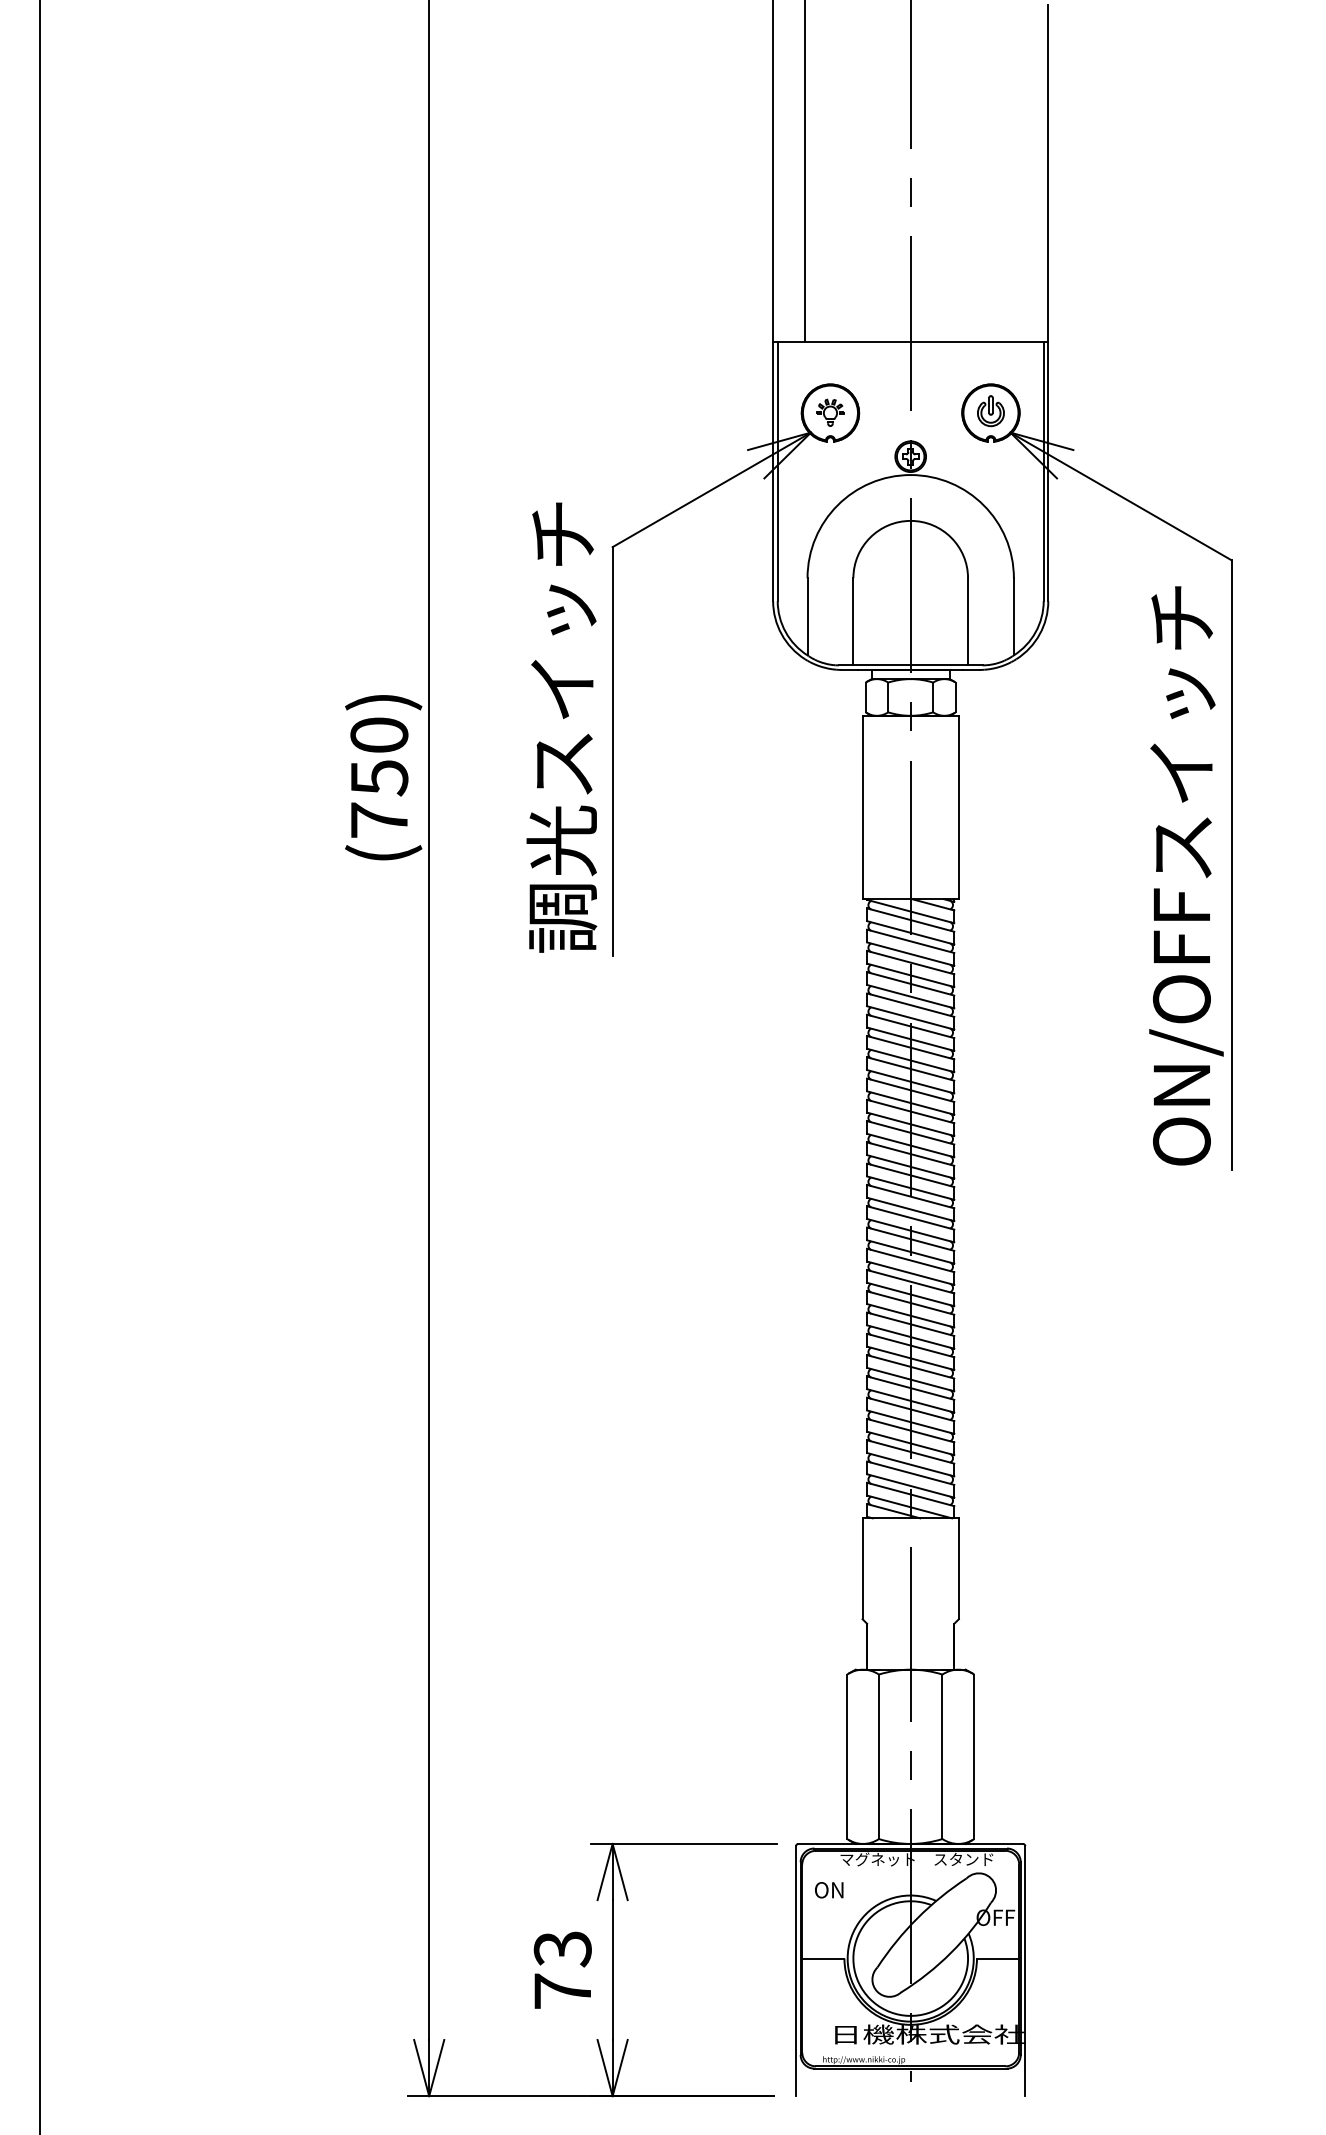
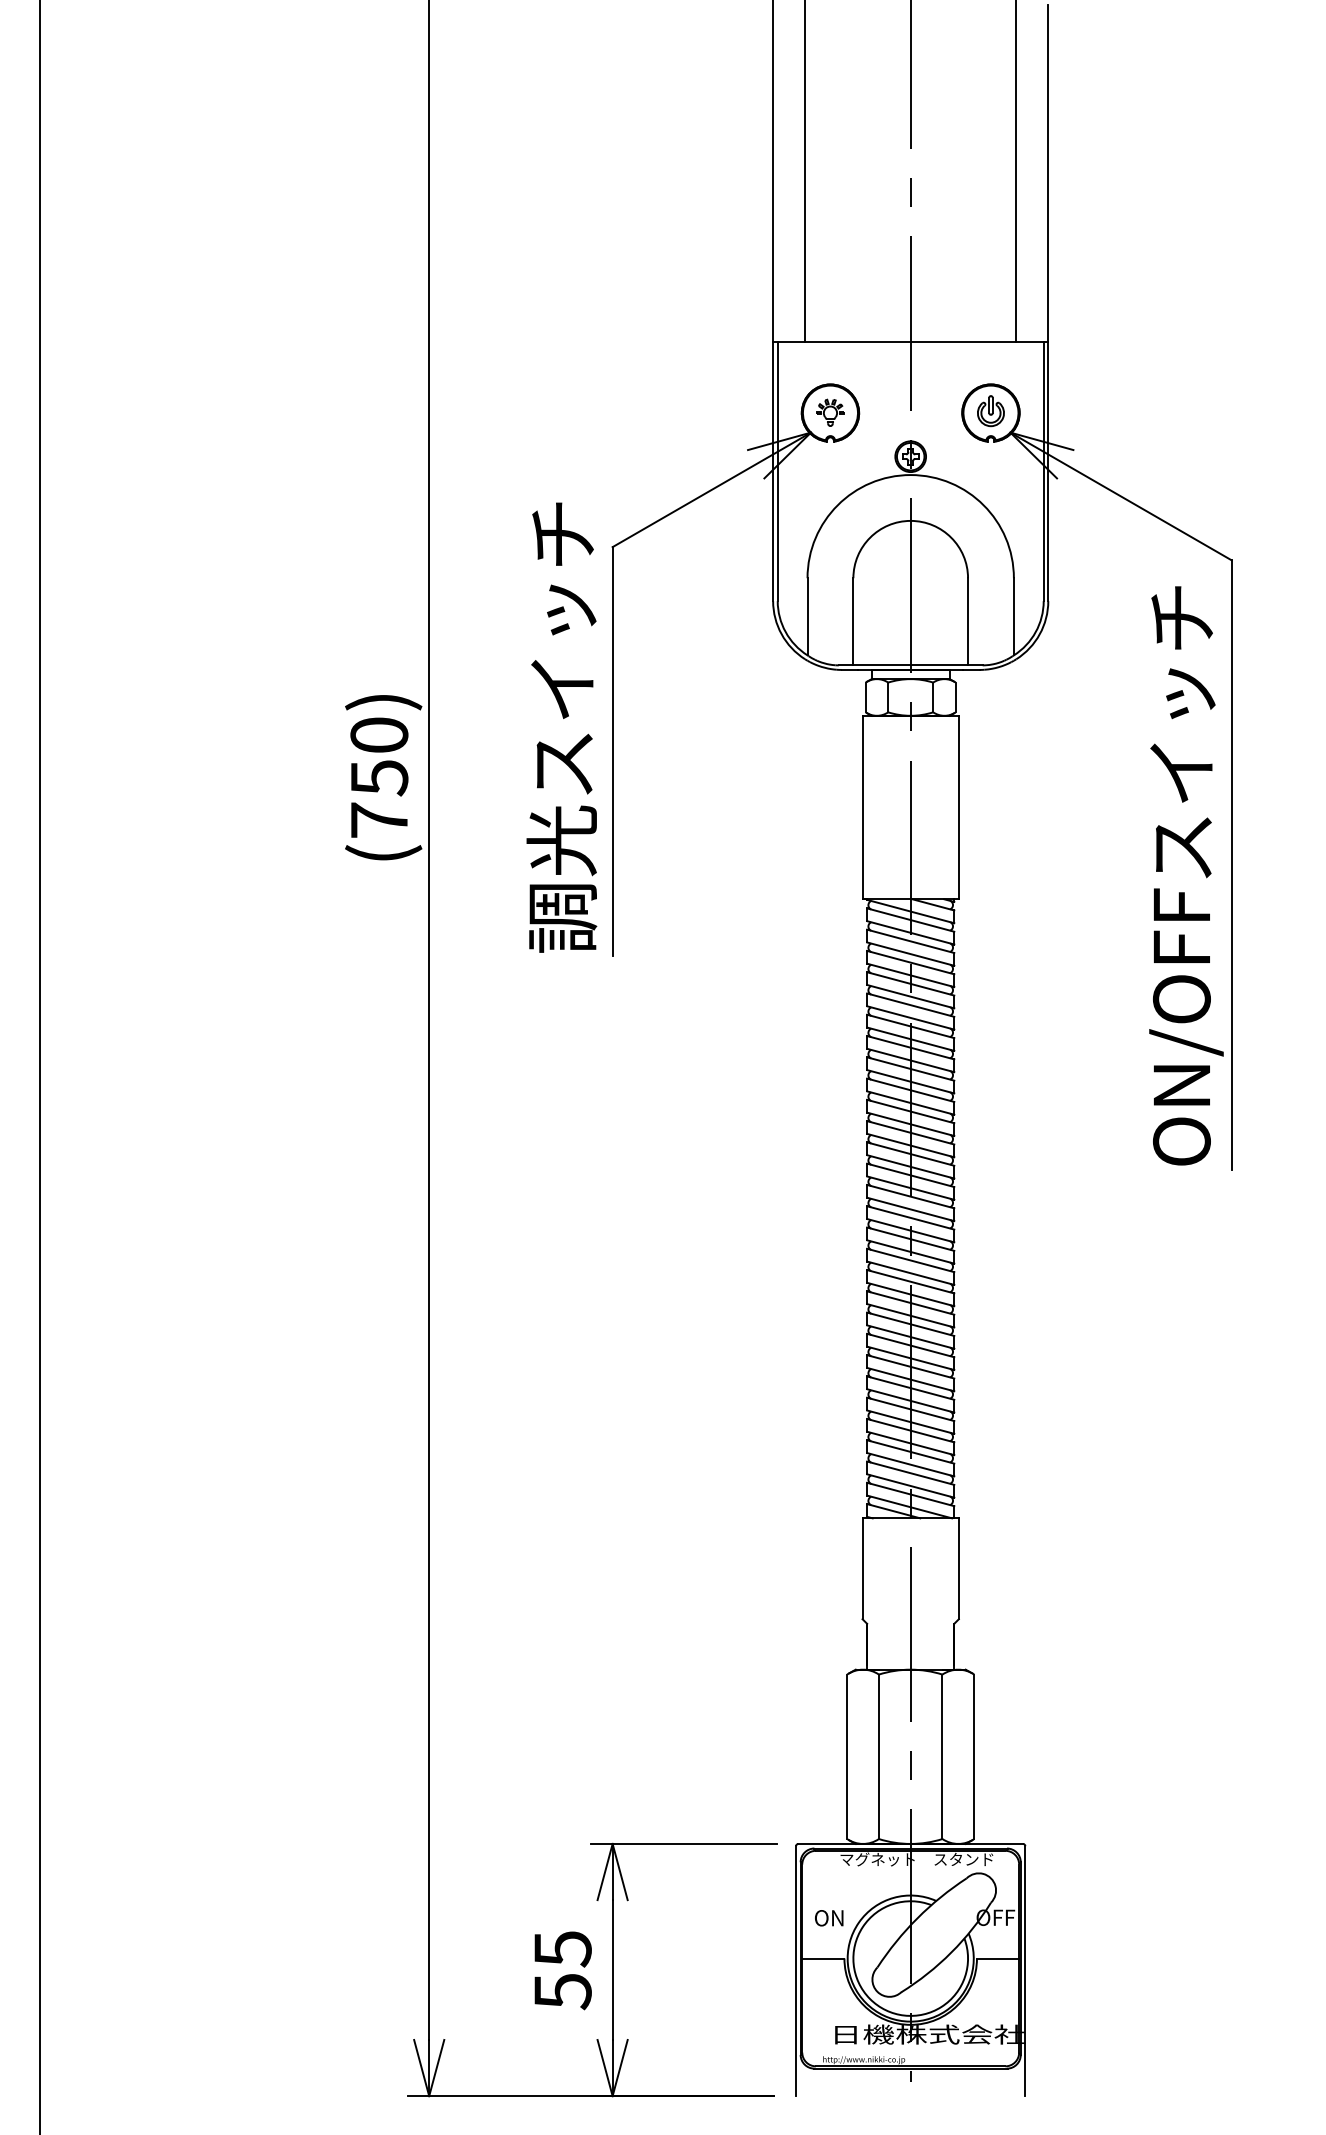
line: none -> present (1016, 172)
text position: (829, 1890) -> (829, 1918) (829, 1918)
text: 73 -> 55 (562, 1970)
